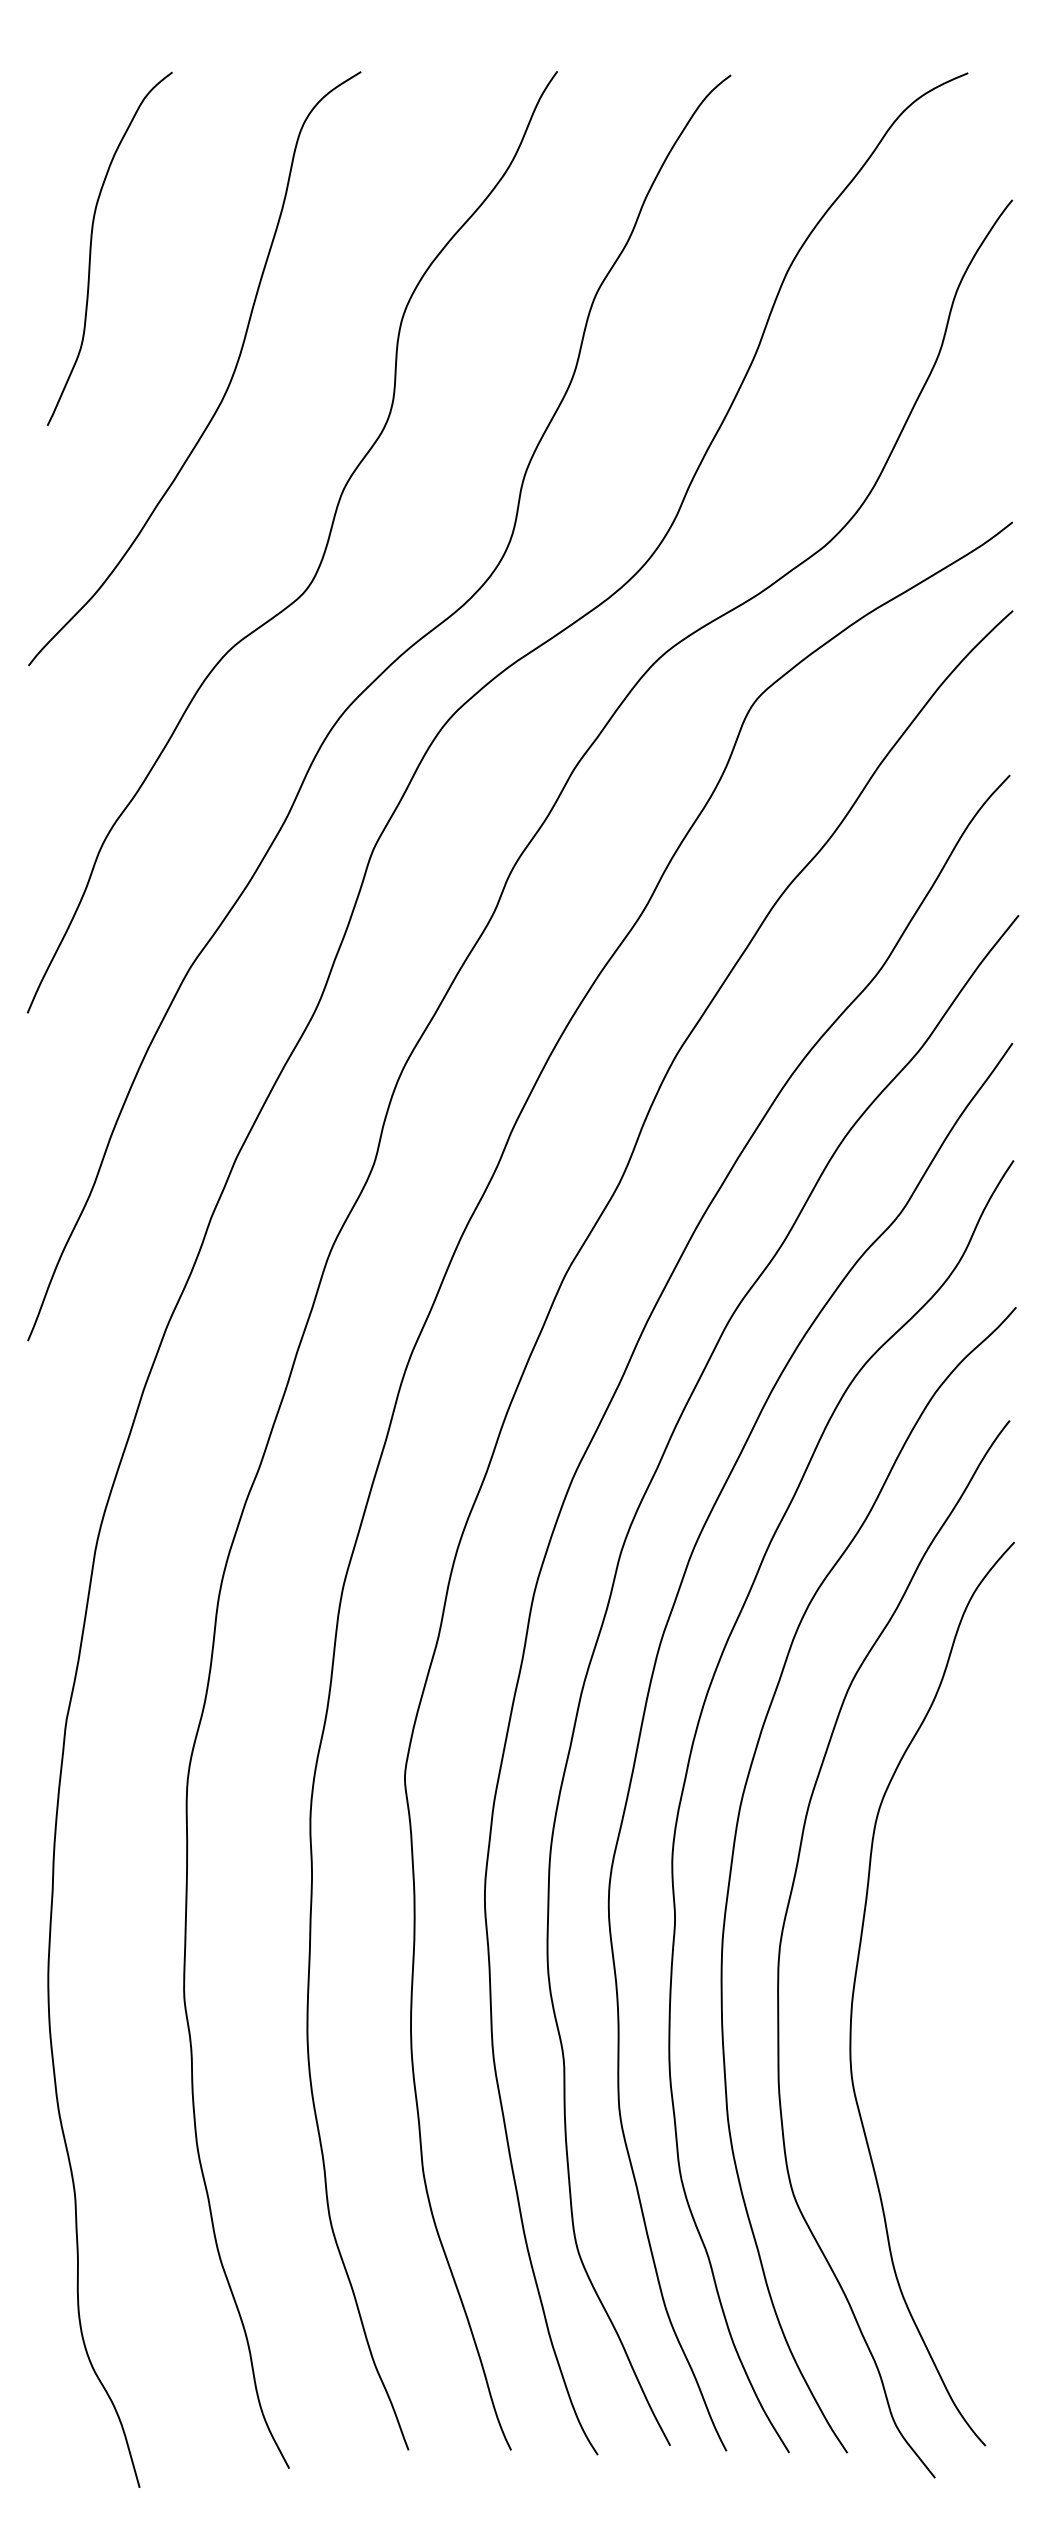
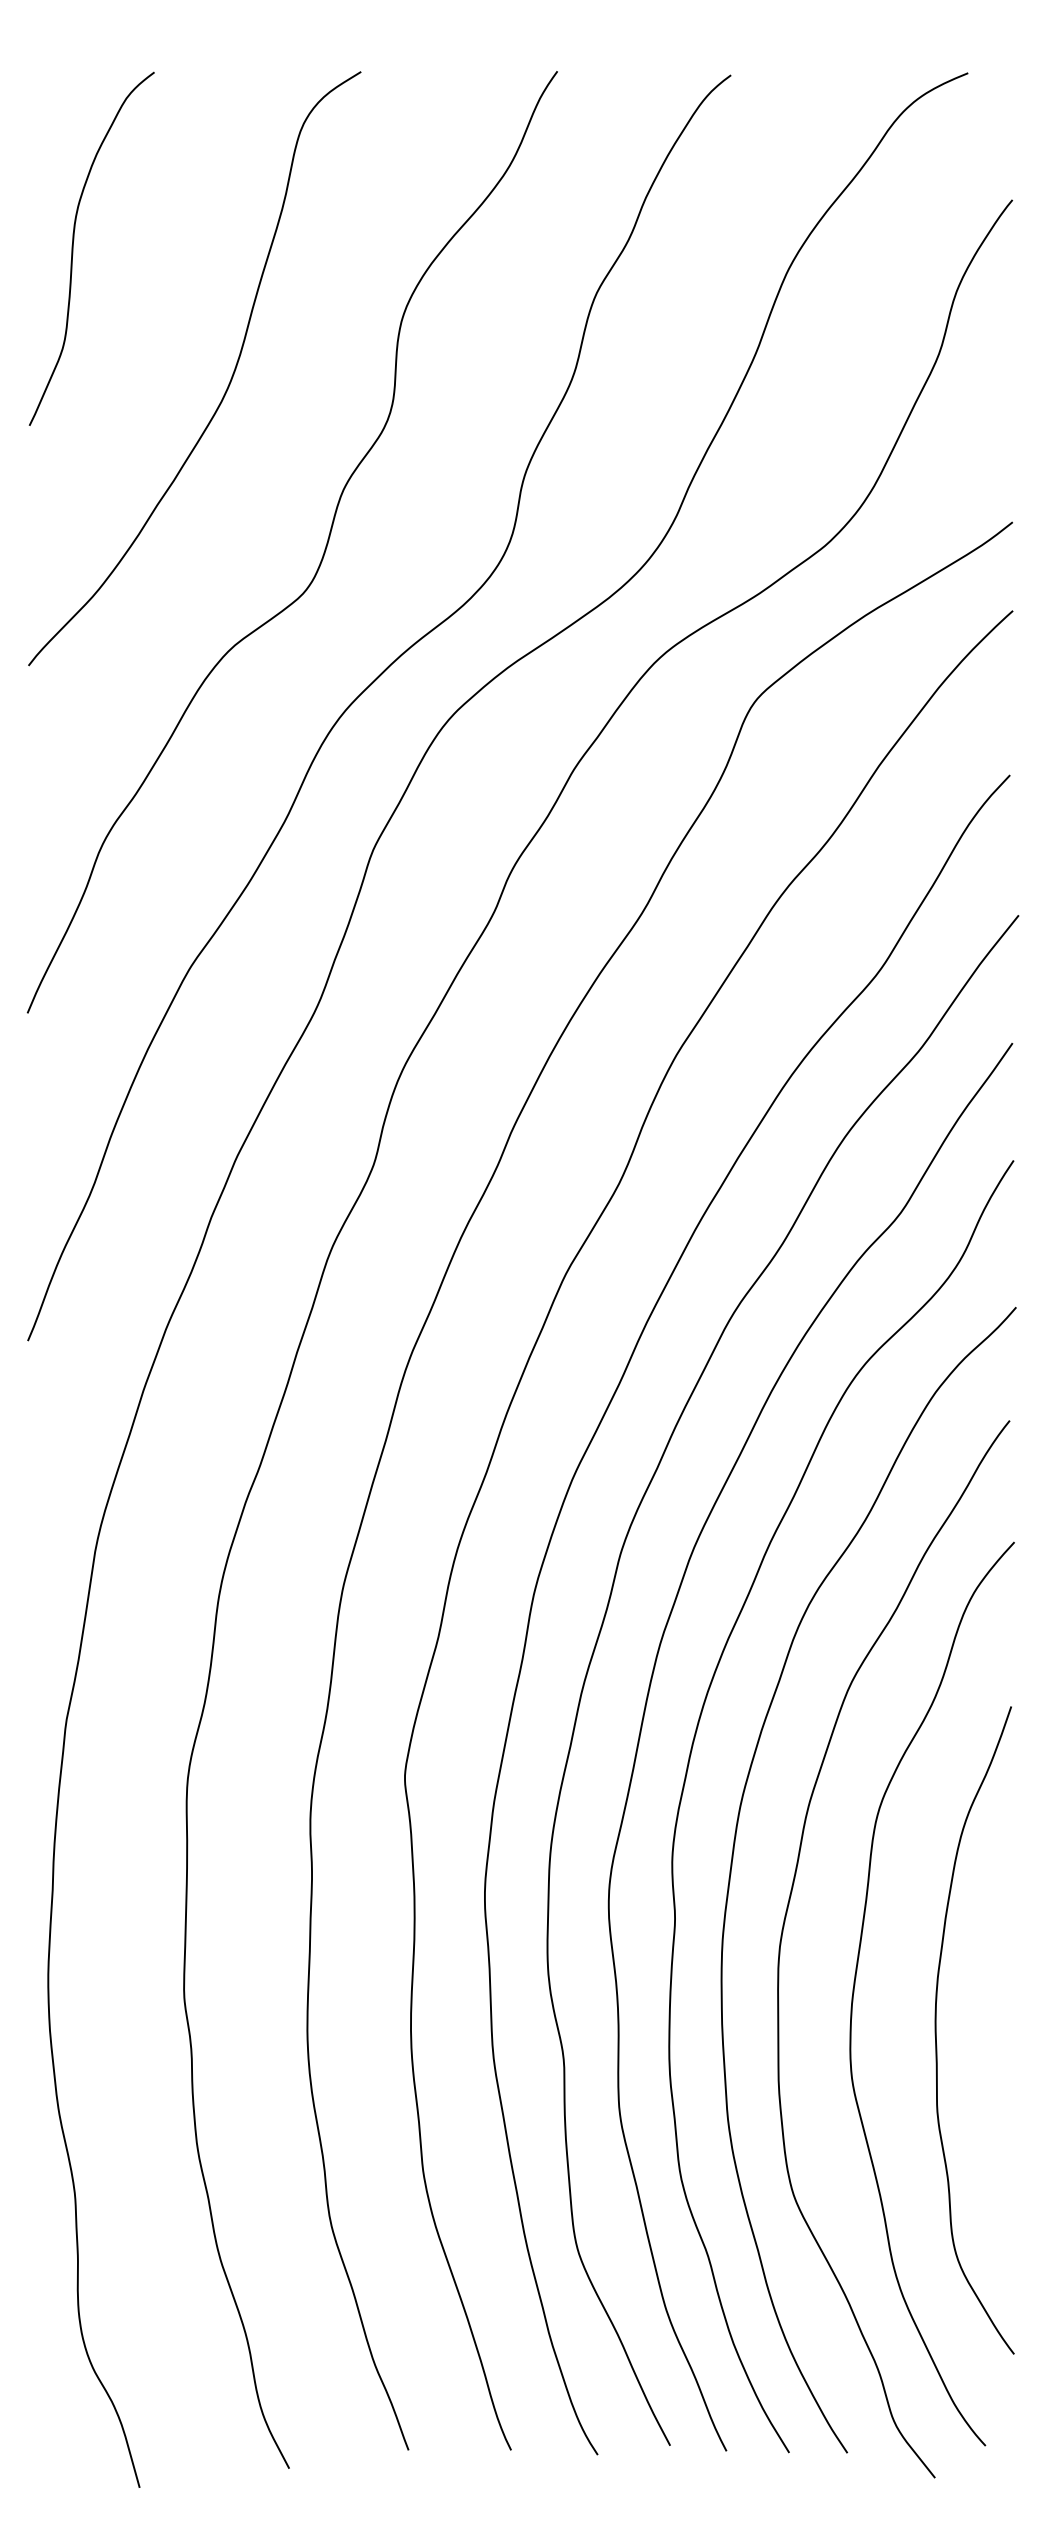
curve position: (91, 248) -> (73, 248) (73, 248)
curve: none -> present (936, 2030)
